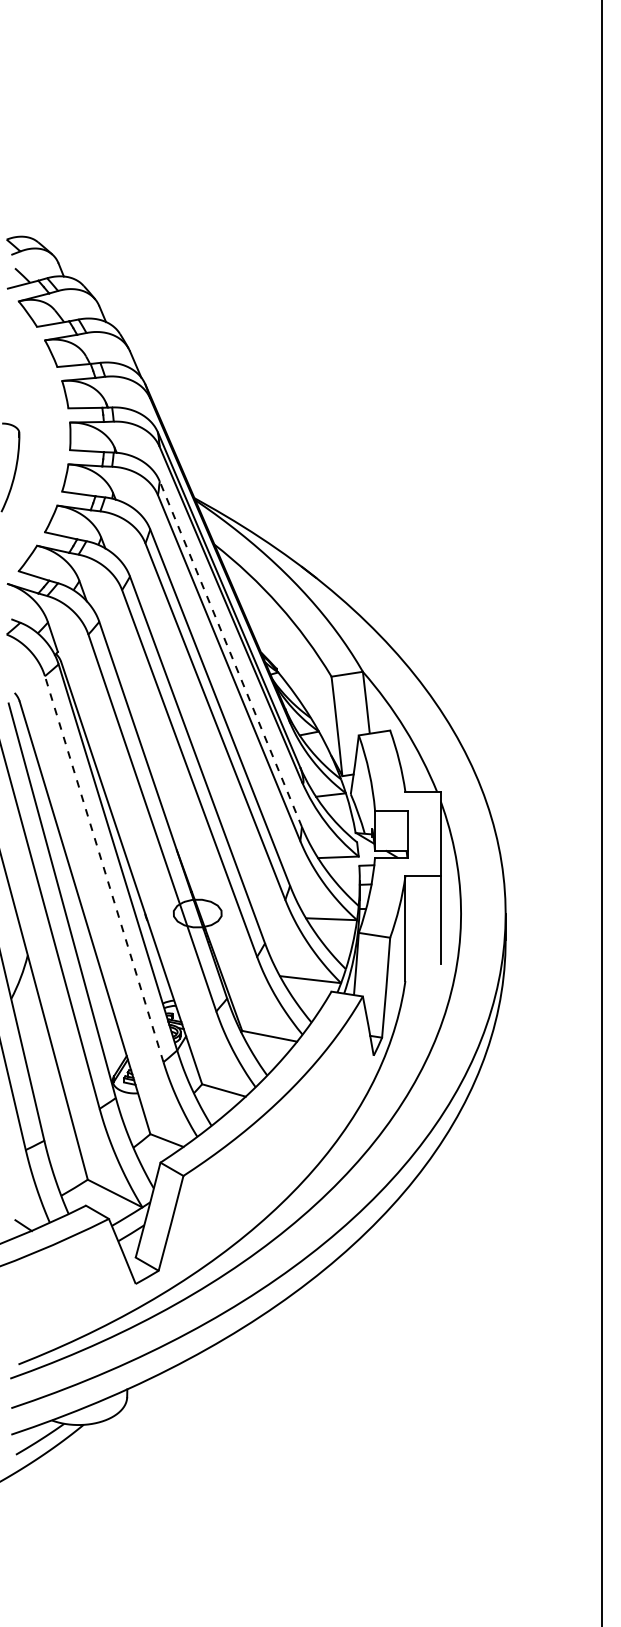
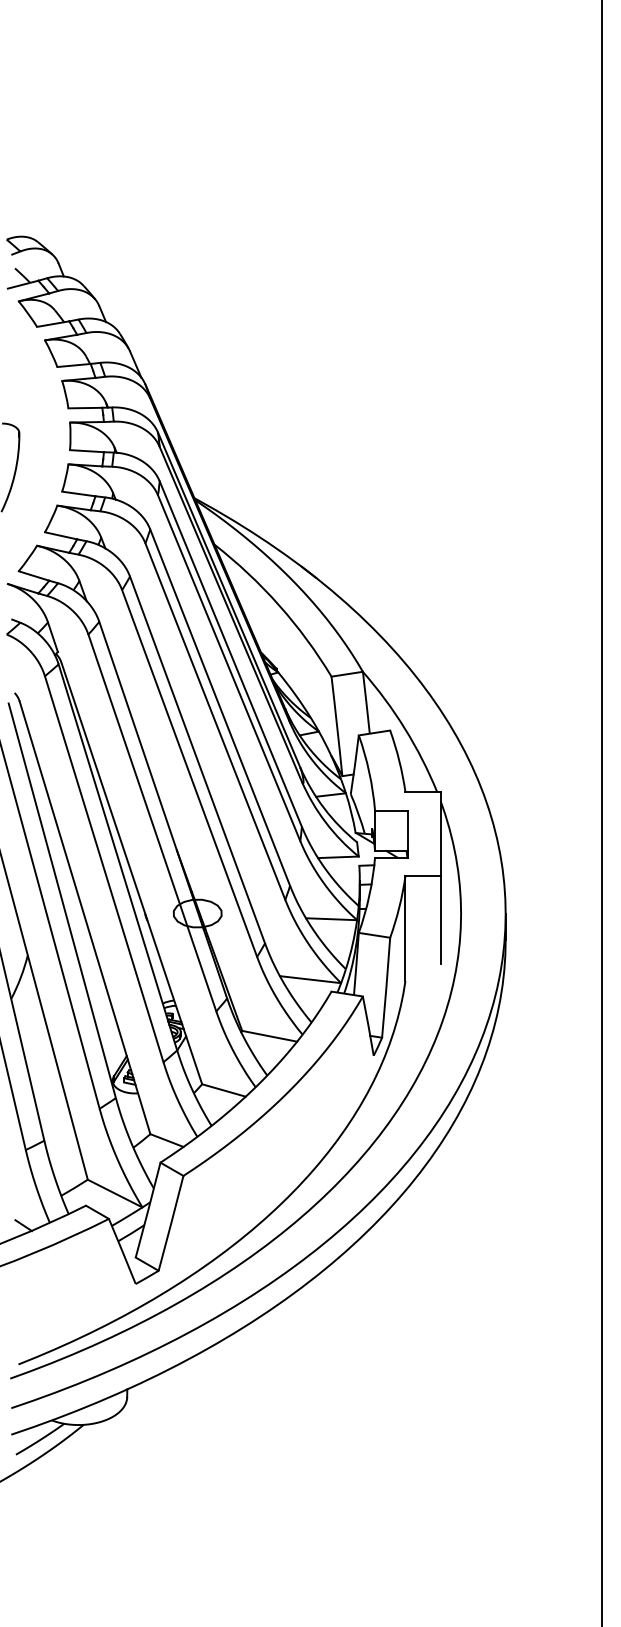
line: dashed -> solid (230, 654)
line: dashed -> solid (104, 869)
